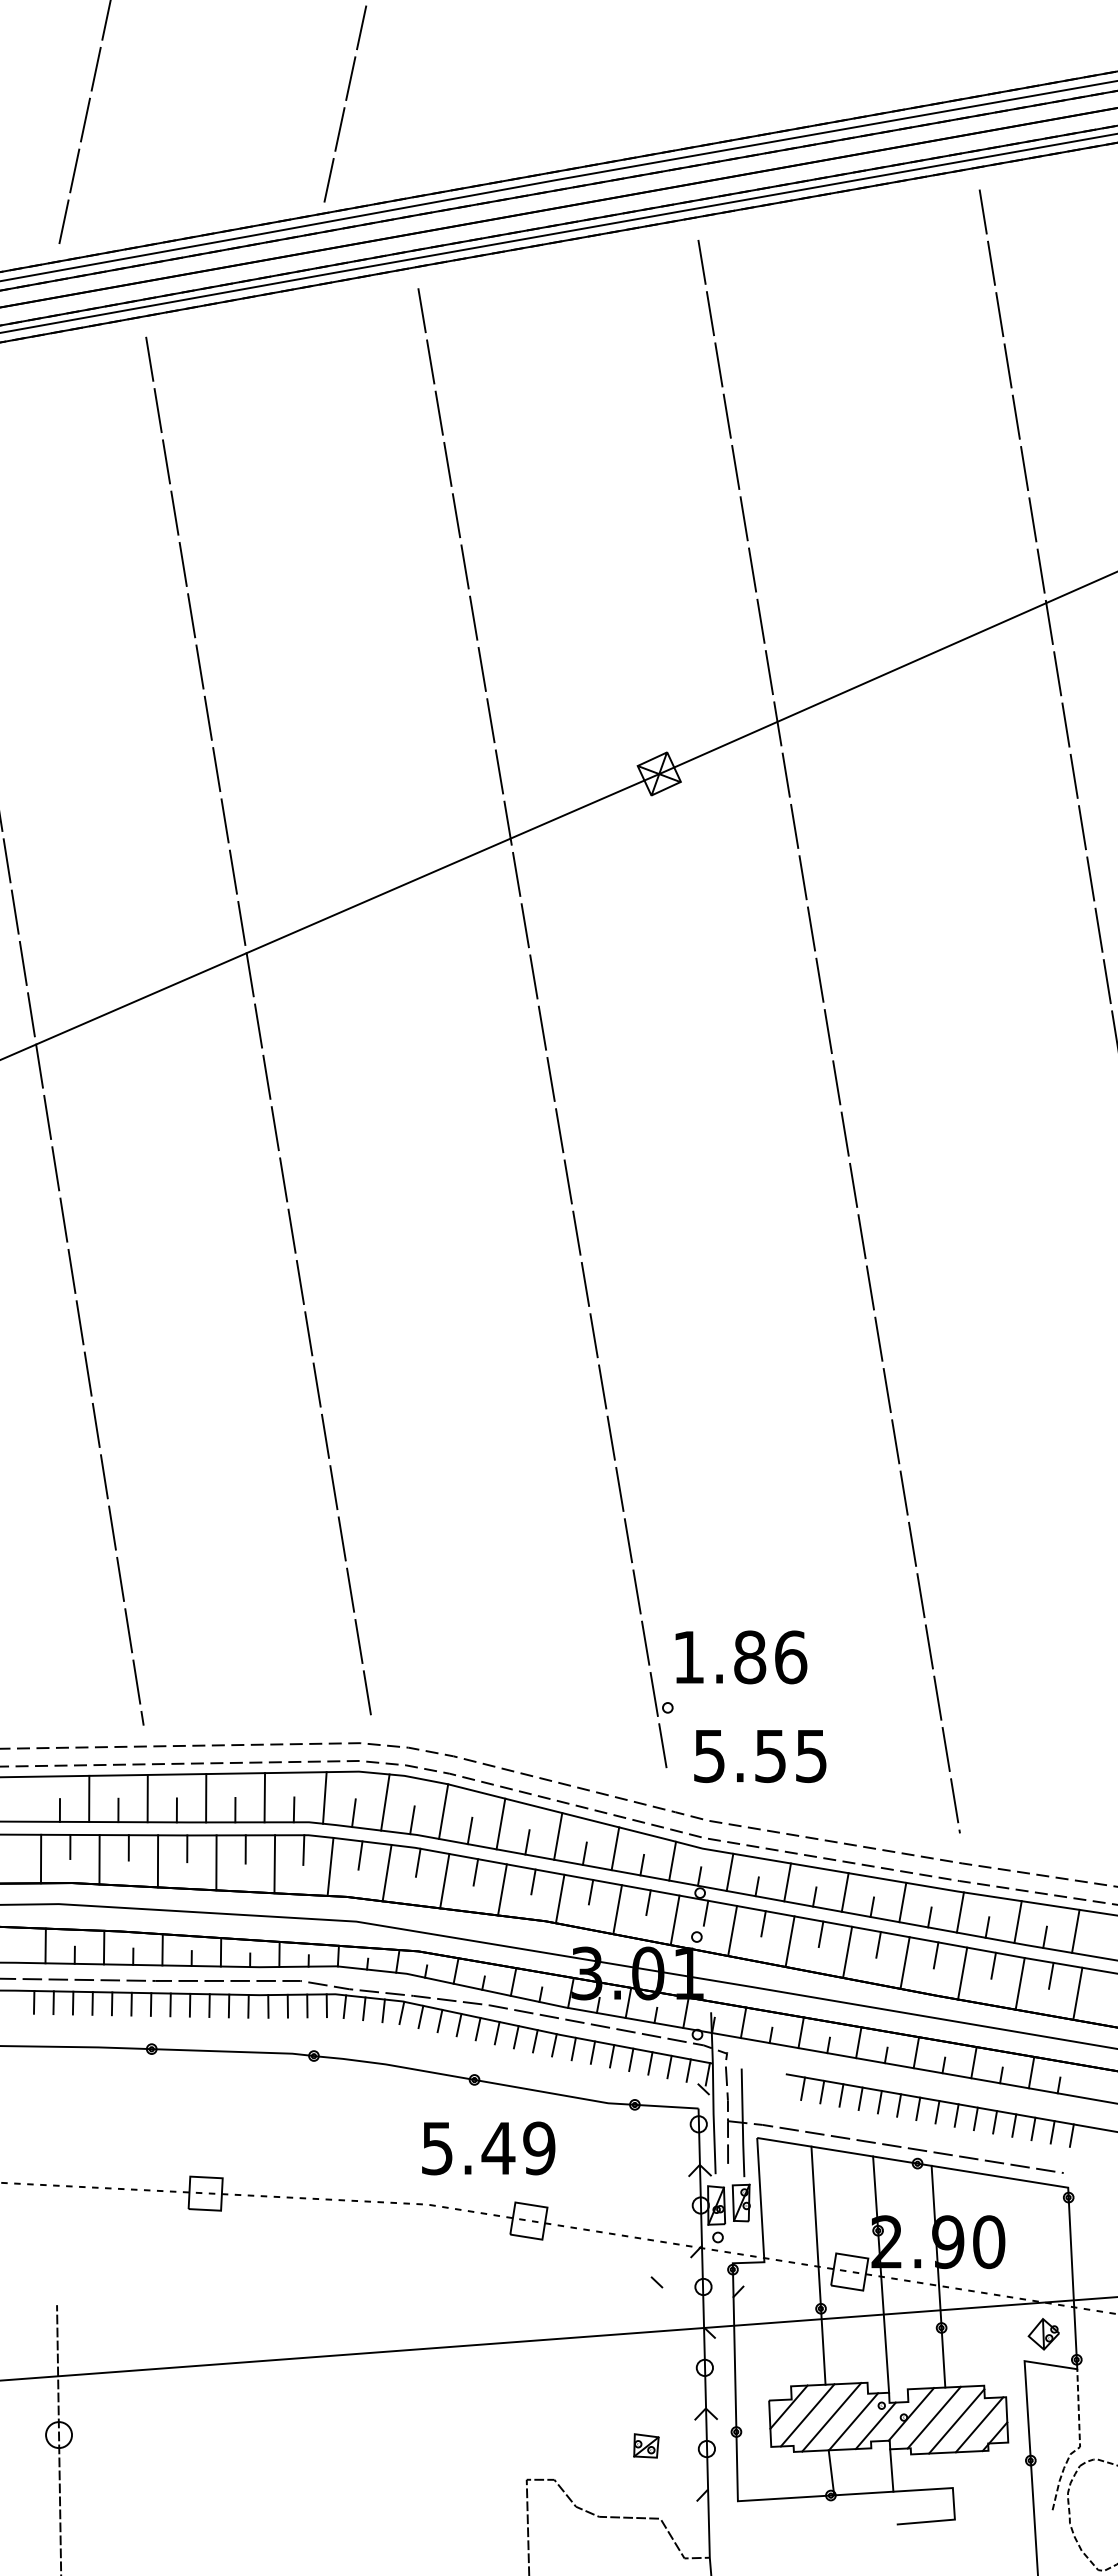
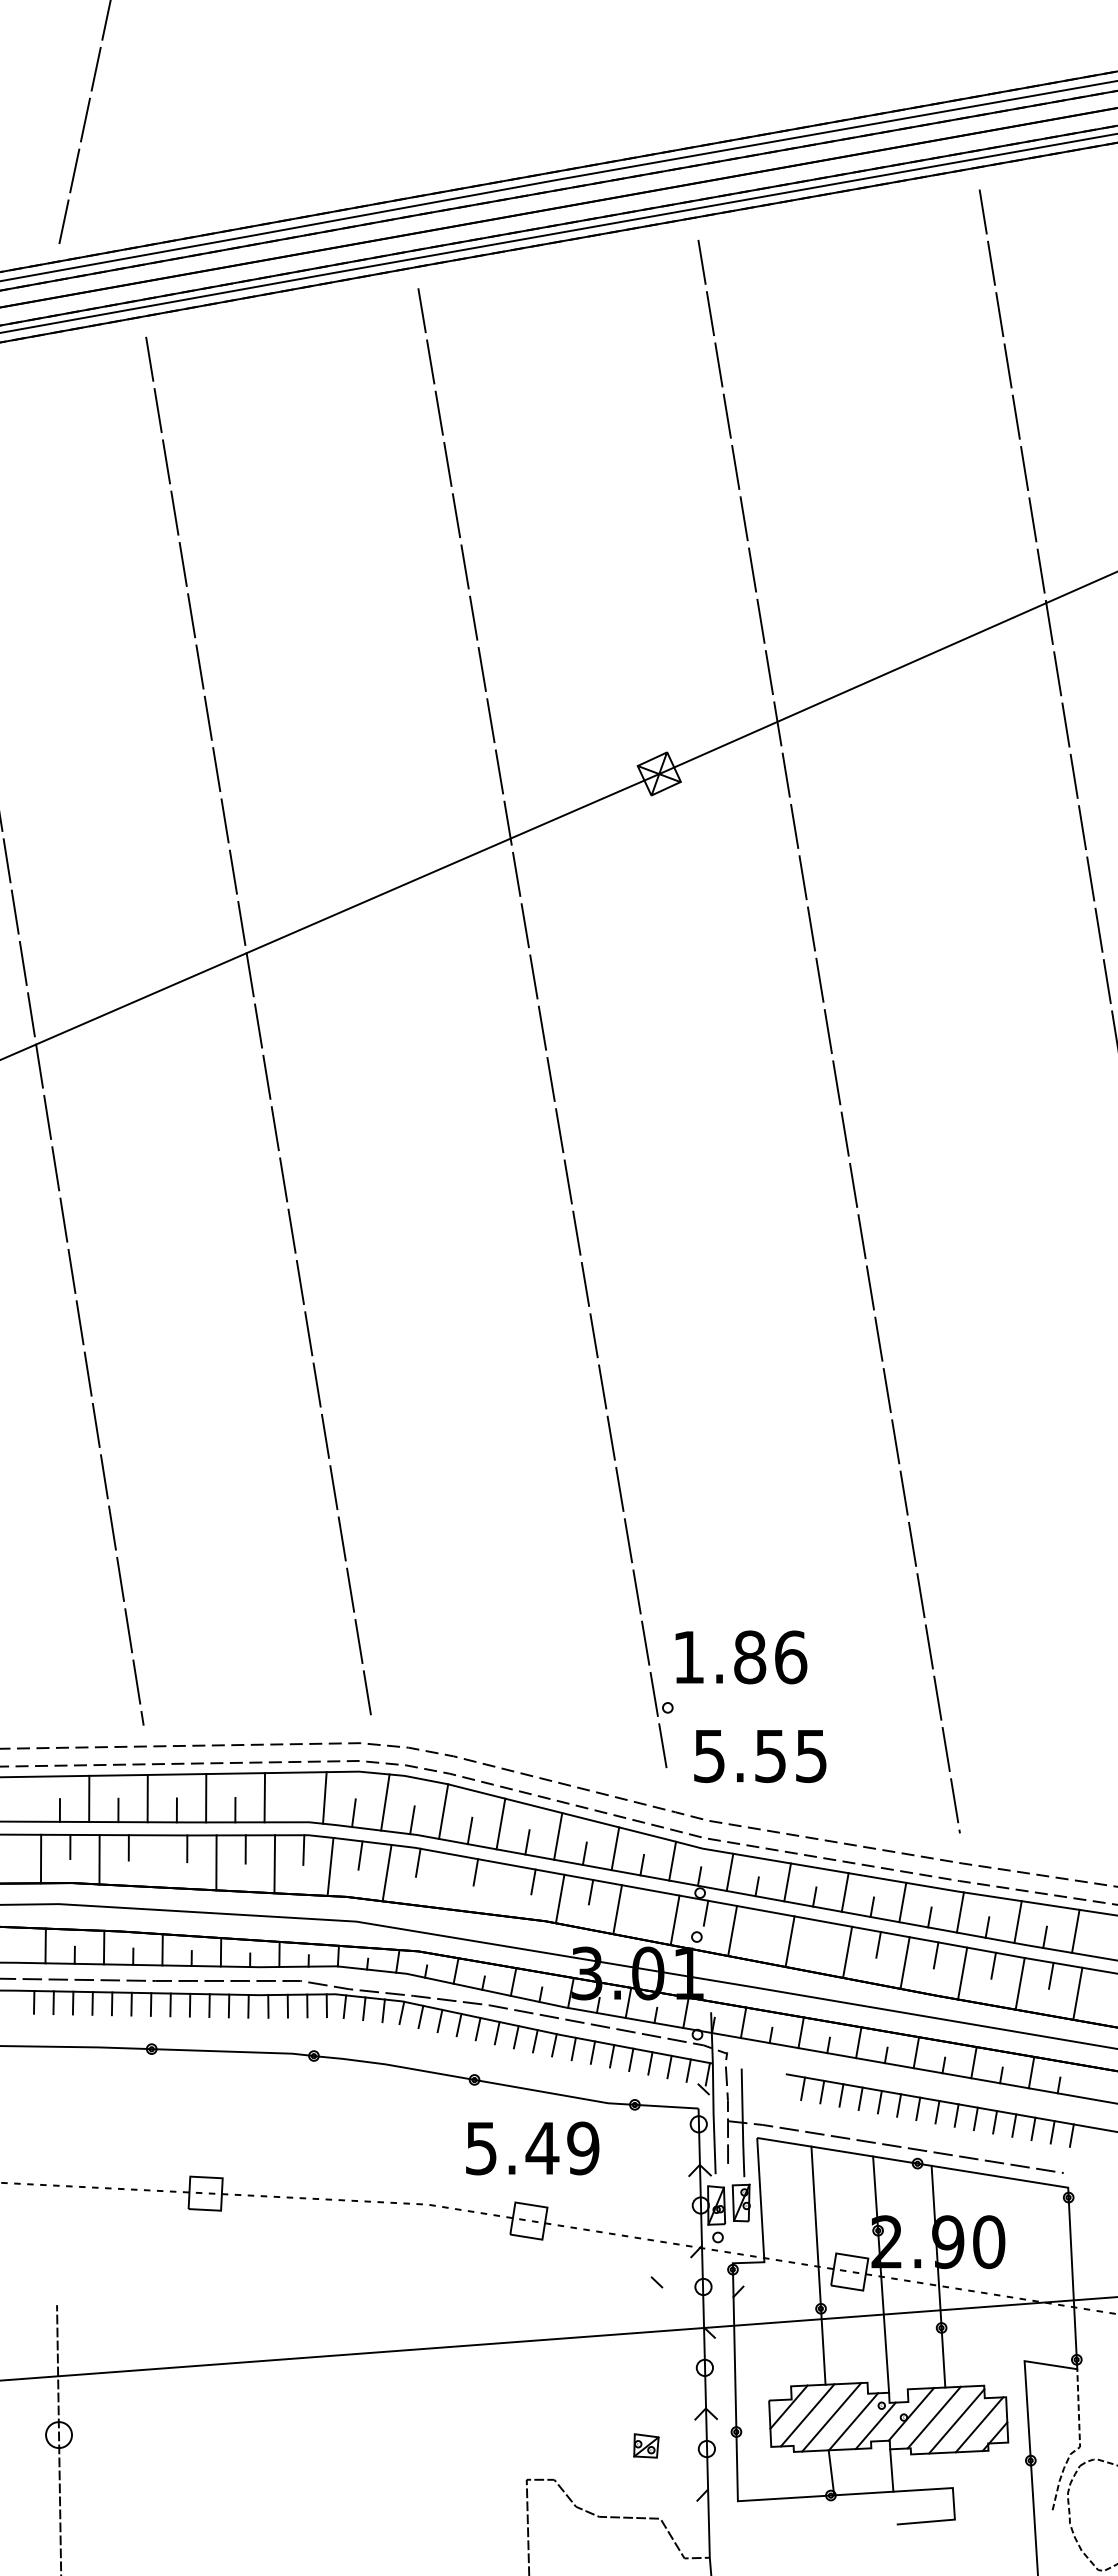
line: present -> none (345, 102)
line: present -> none (293, 1809)
line: present -> none (157, 1861)
line: present -> none (444, 1880)
line: present -> none (502, 1889)
line: present -> none (648, 1902)
line: present -> none (763, 1923)
line: present -> none (820, 1934)
text position: (488, 2148) -> (532, 2148) (532, 2148)
part: present -> none (1043, 2334)
